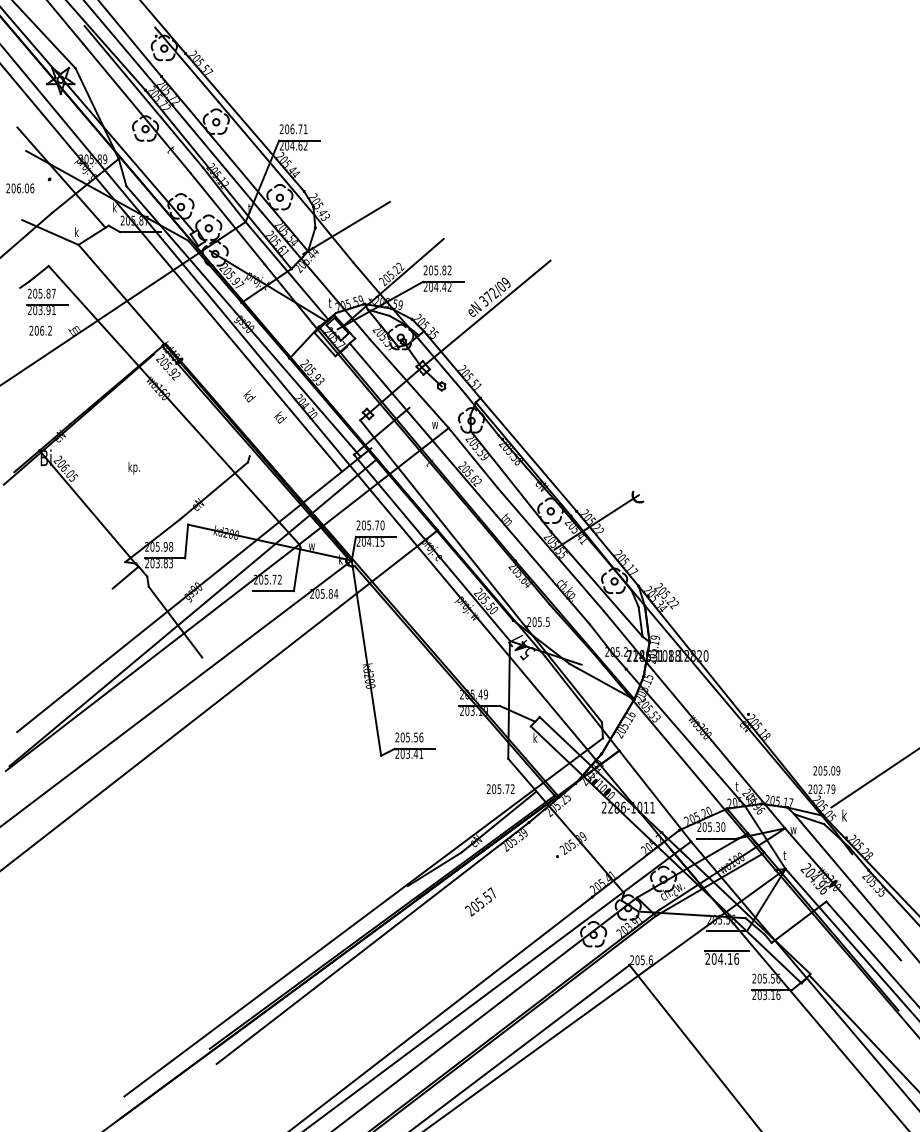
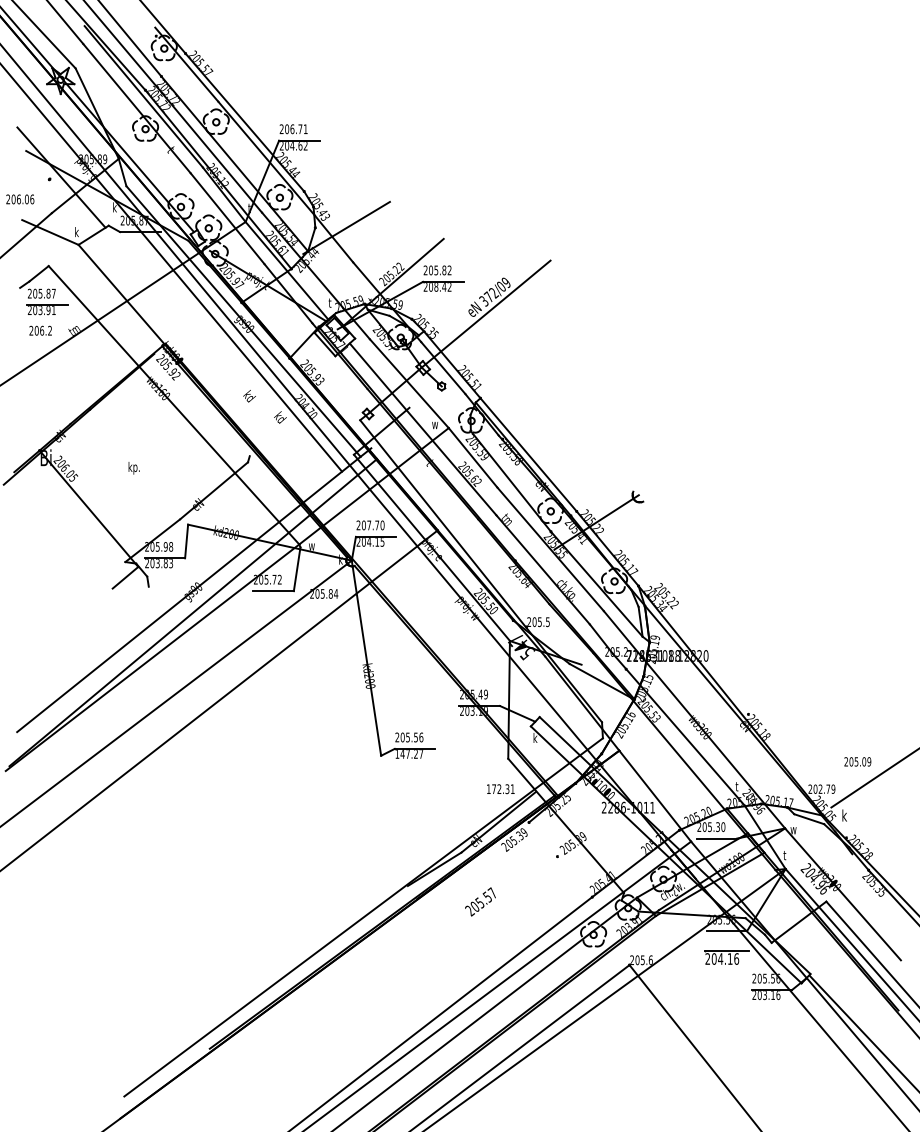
text position: (20, 188) -> (20, 199) (20, 199)
text: 204.42 -> 208.42 (436, 287)
text: 205.70 -> 207.70 (369, 525)
line: present -> none (175, 621)
text: 203.41 -> 147.27 (409, 754)
text position: (826, 770) -> (857, 761) (857, 761)
text: 205.72 -> 172.31 (500, 789)
line: present -> none (855, 886)
line: present -> none (372, 943)
